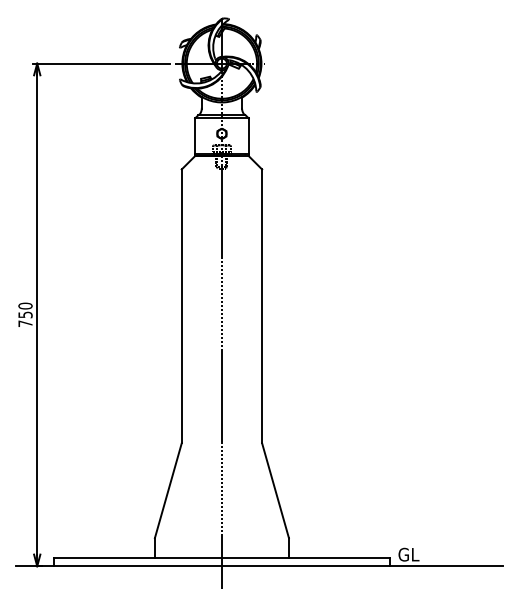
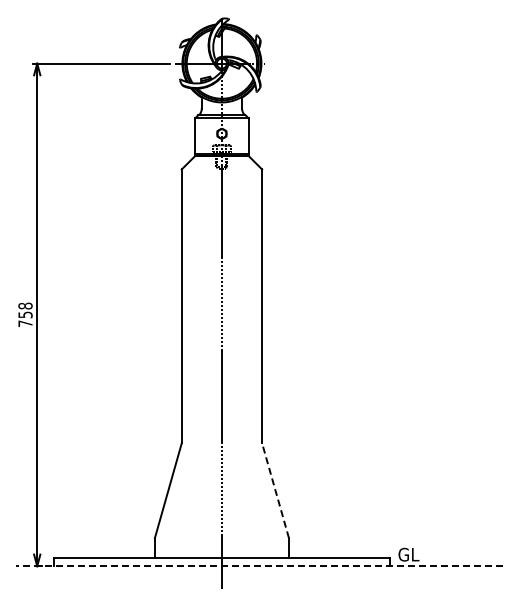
text: 750 -> 758 (25, 305)
line: solid -> dashed (275, 490)
line: solid -> dashed (259, 566)
